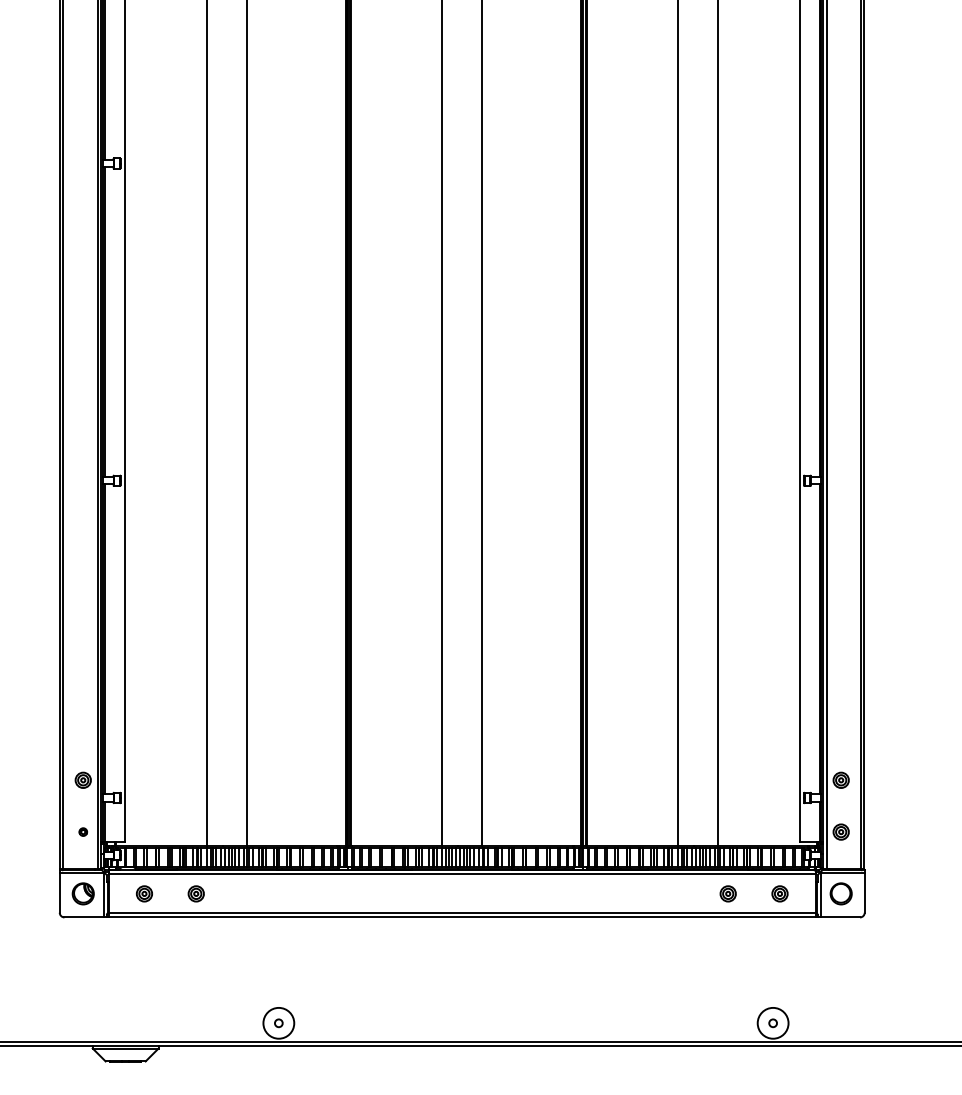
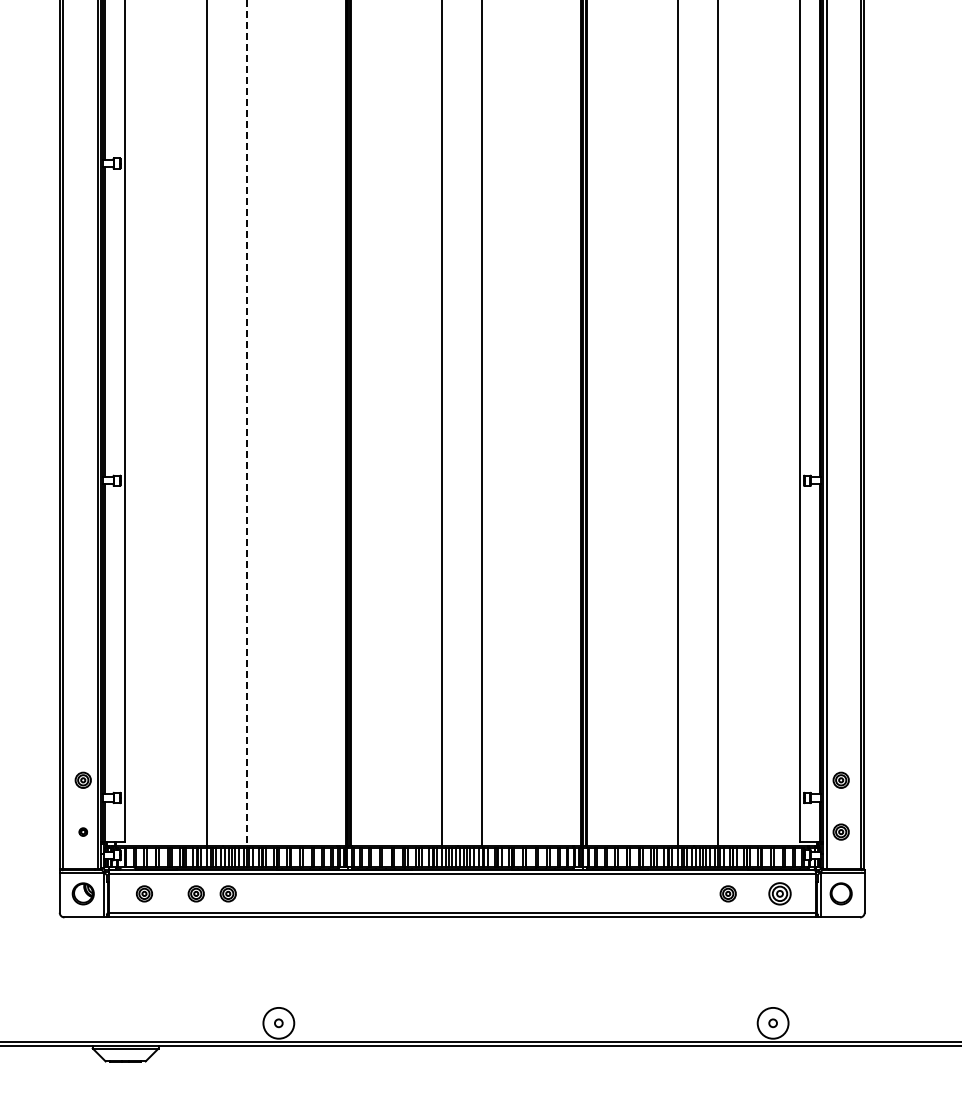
line: solid -> dashed (246, 423)
part: none -> present (227, 893)
part size: 18x18 px -> 24x24 px (779, 893)
